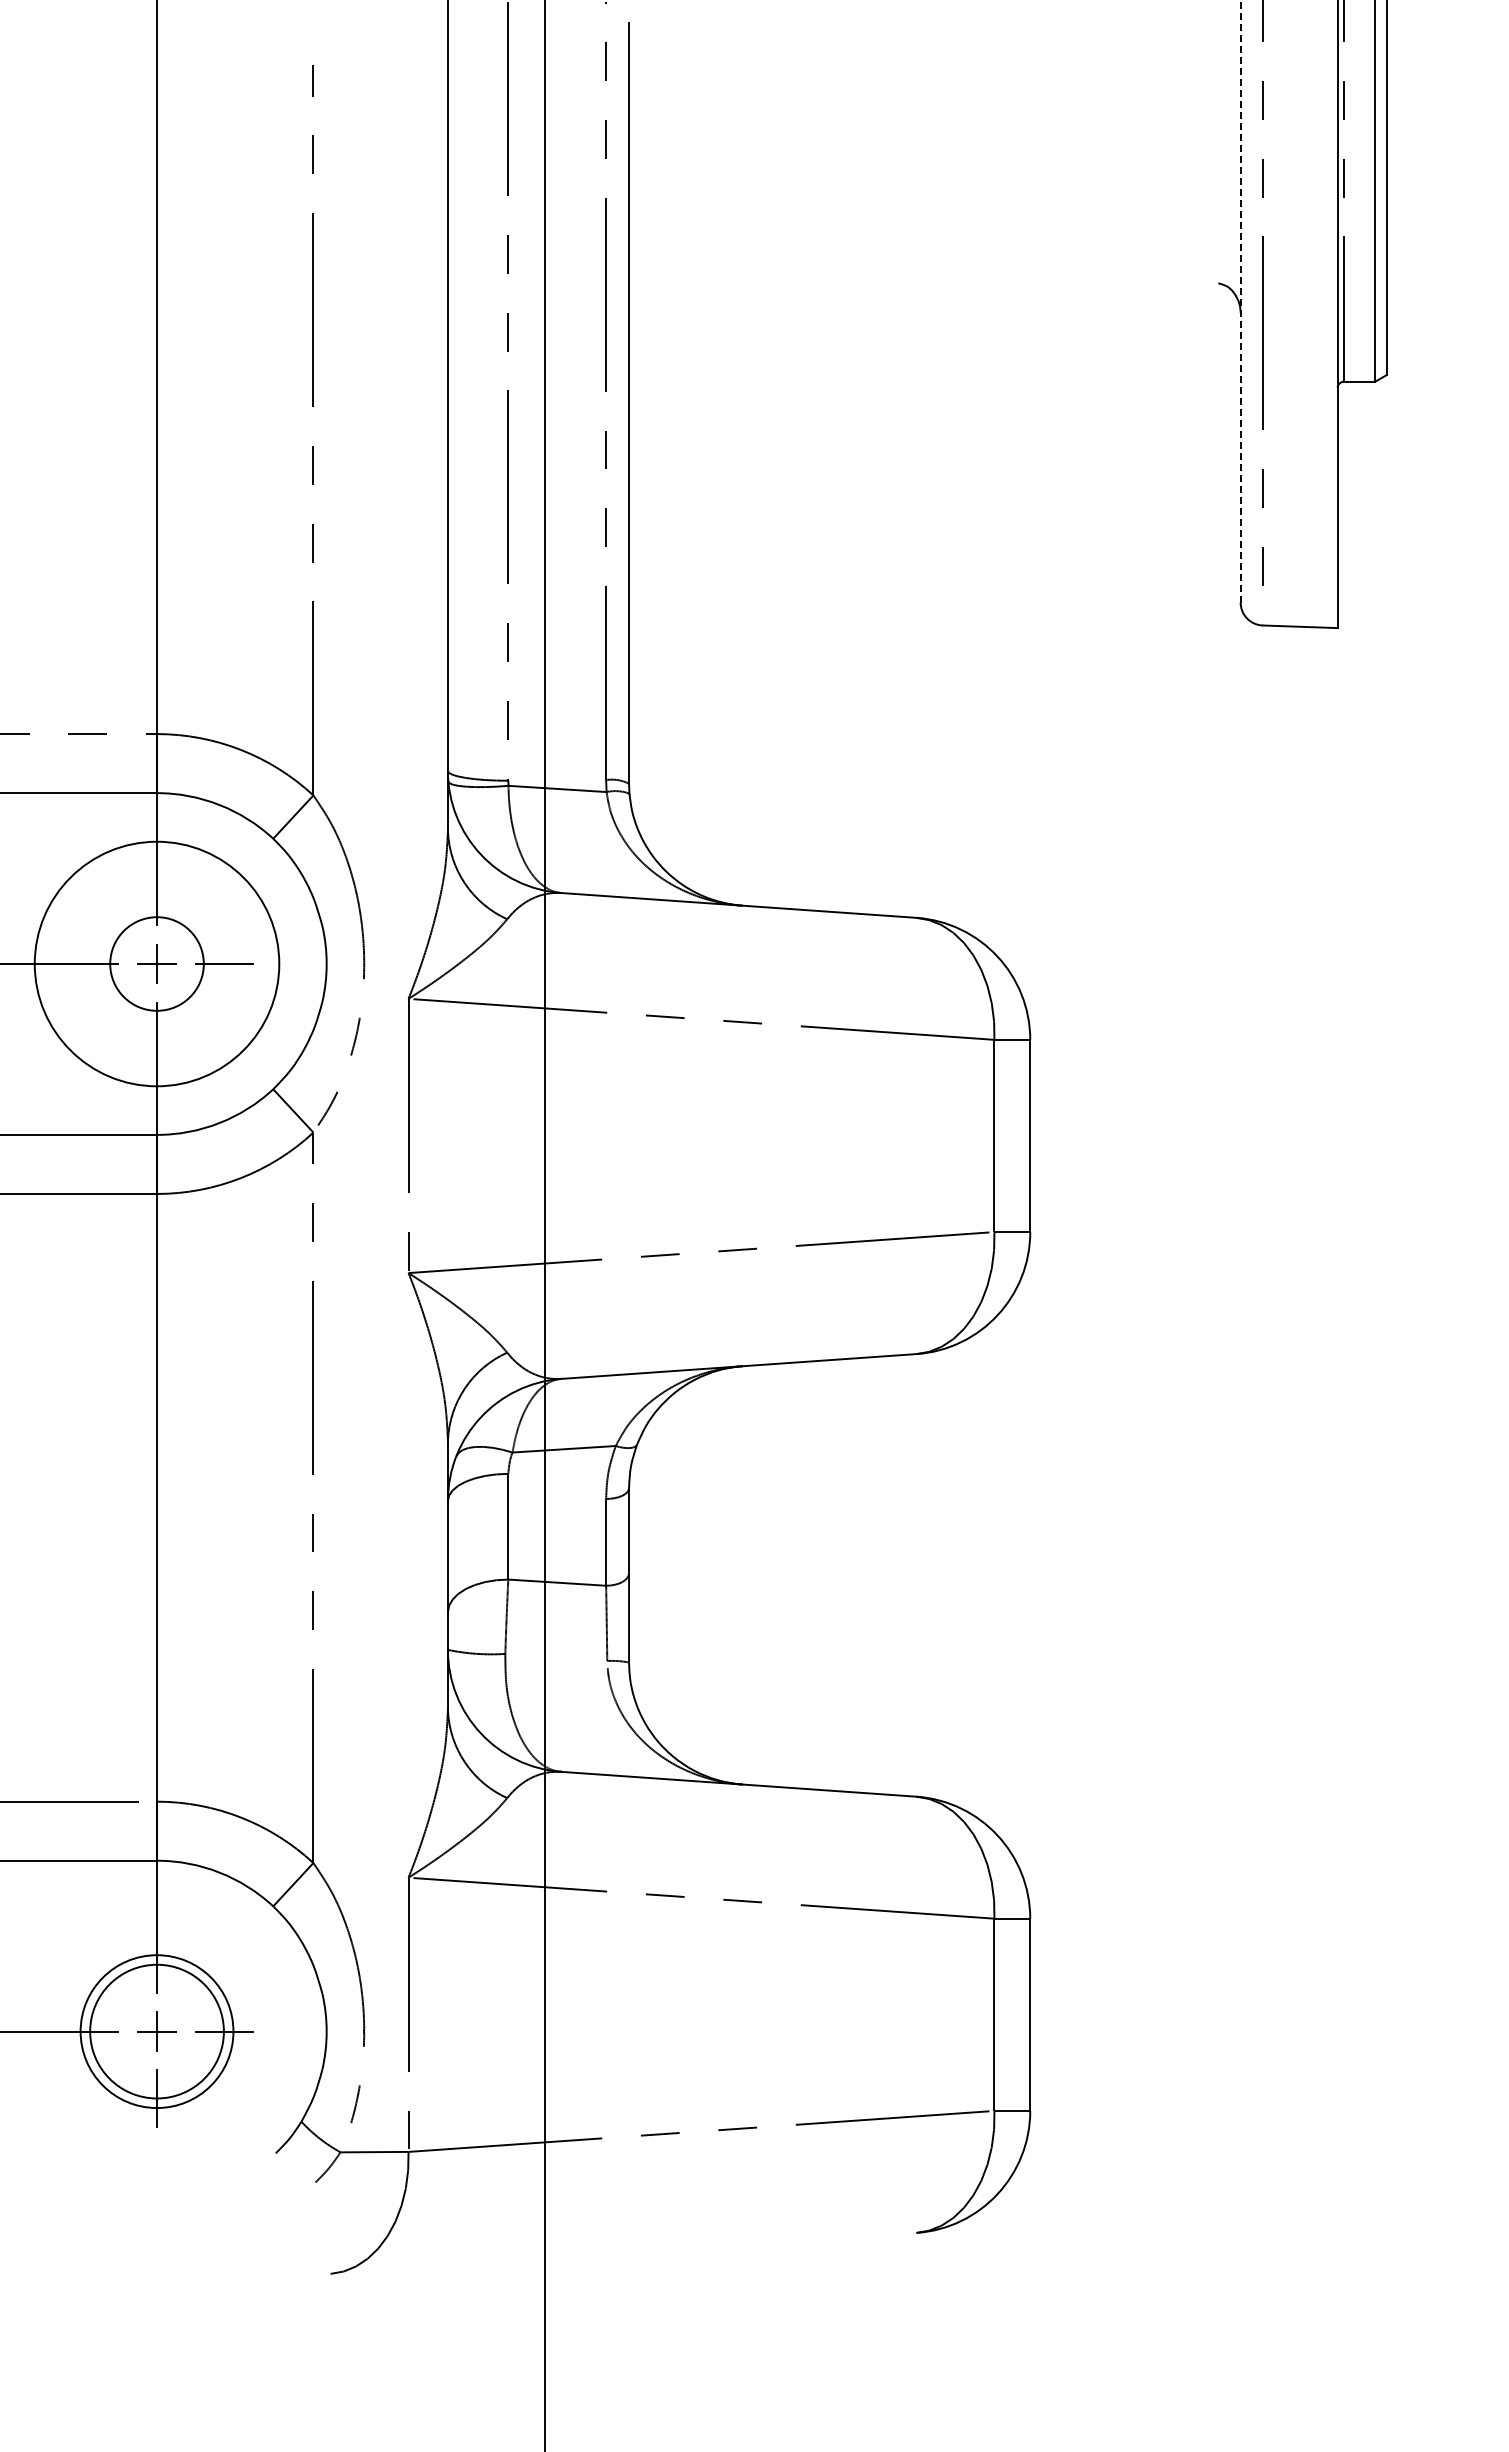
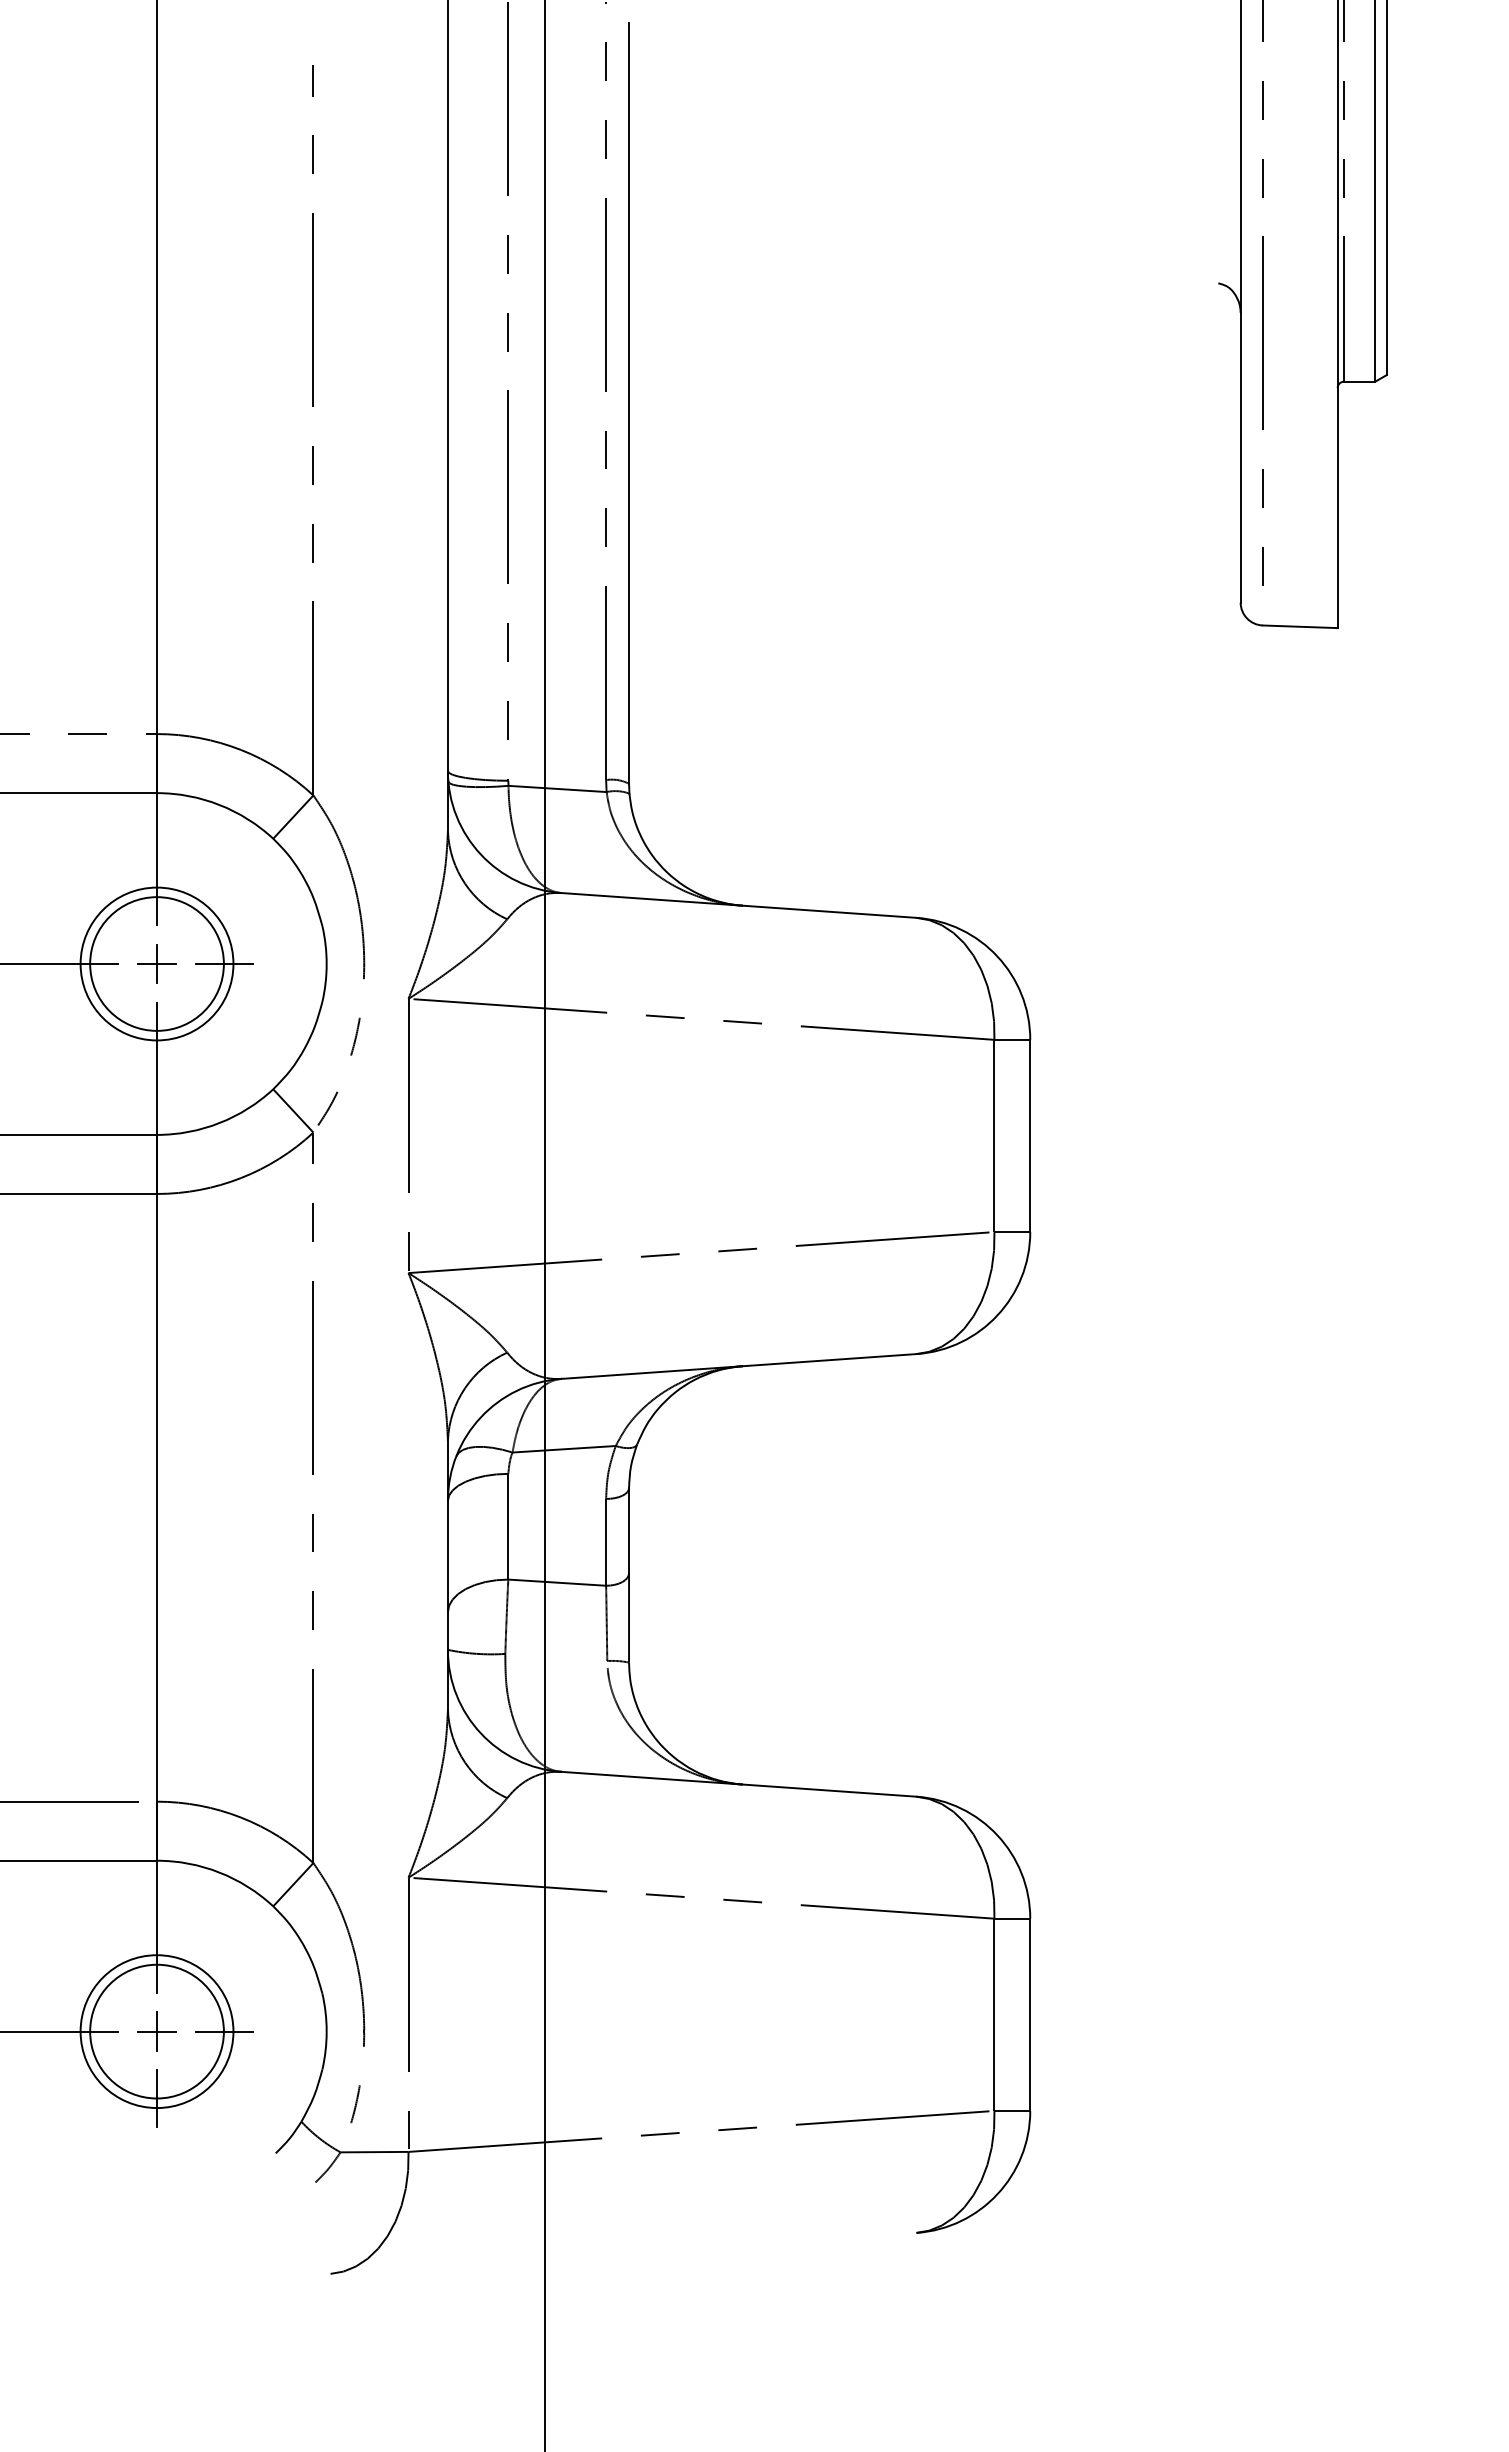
line: dashed -> solid (1240, 301)
circle diameter: 245 px -> 153 px (156, 963)
circle diameter: 94 px -> 134 px (156, 963)
